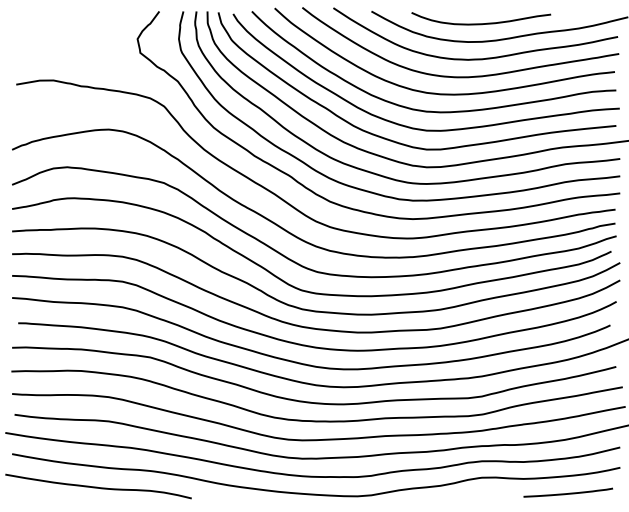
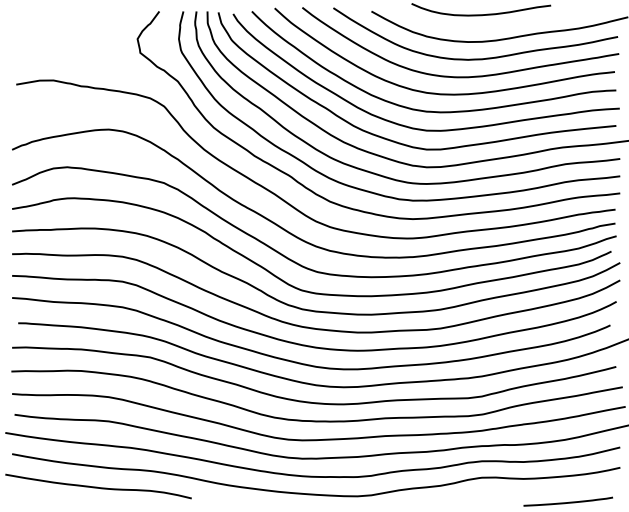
curve position: (481, 23) -> (481, 14) (481, 14)
curve position: (567, 493) -> (567, 502) (567, 502)
